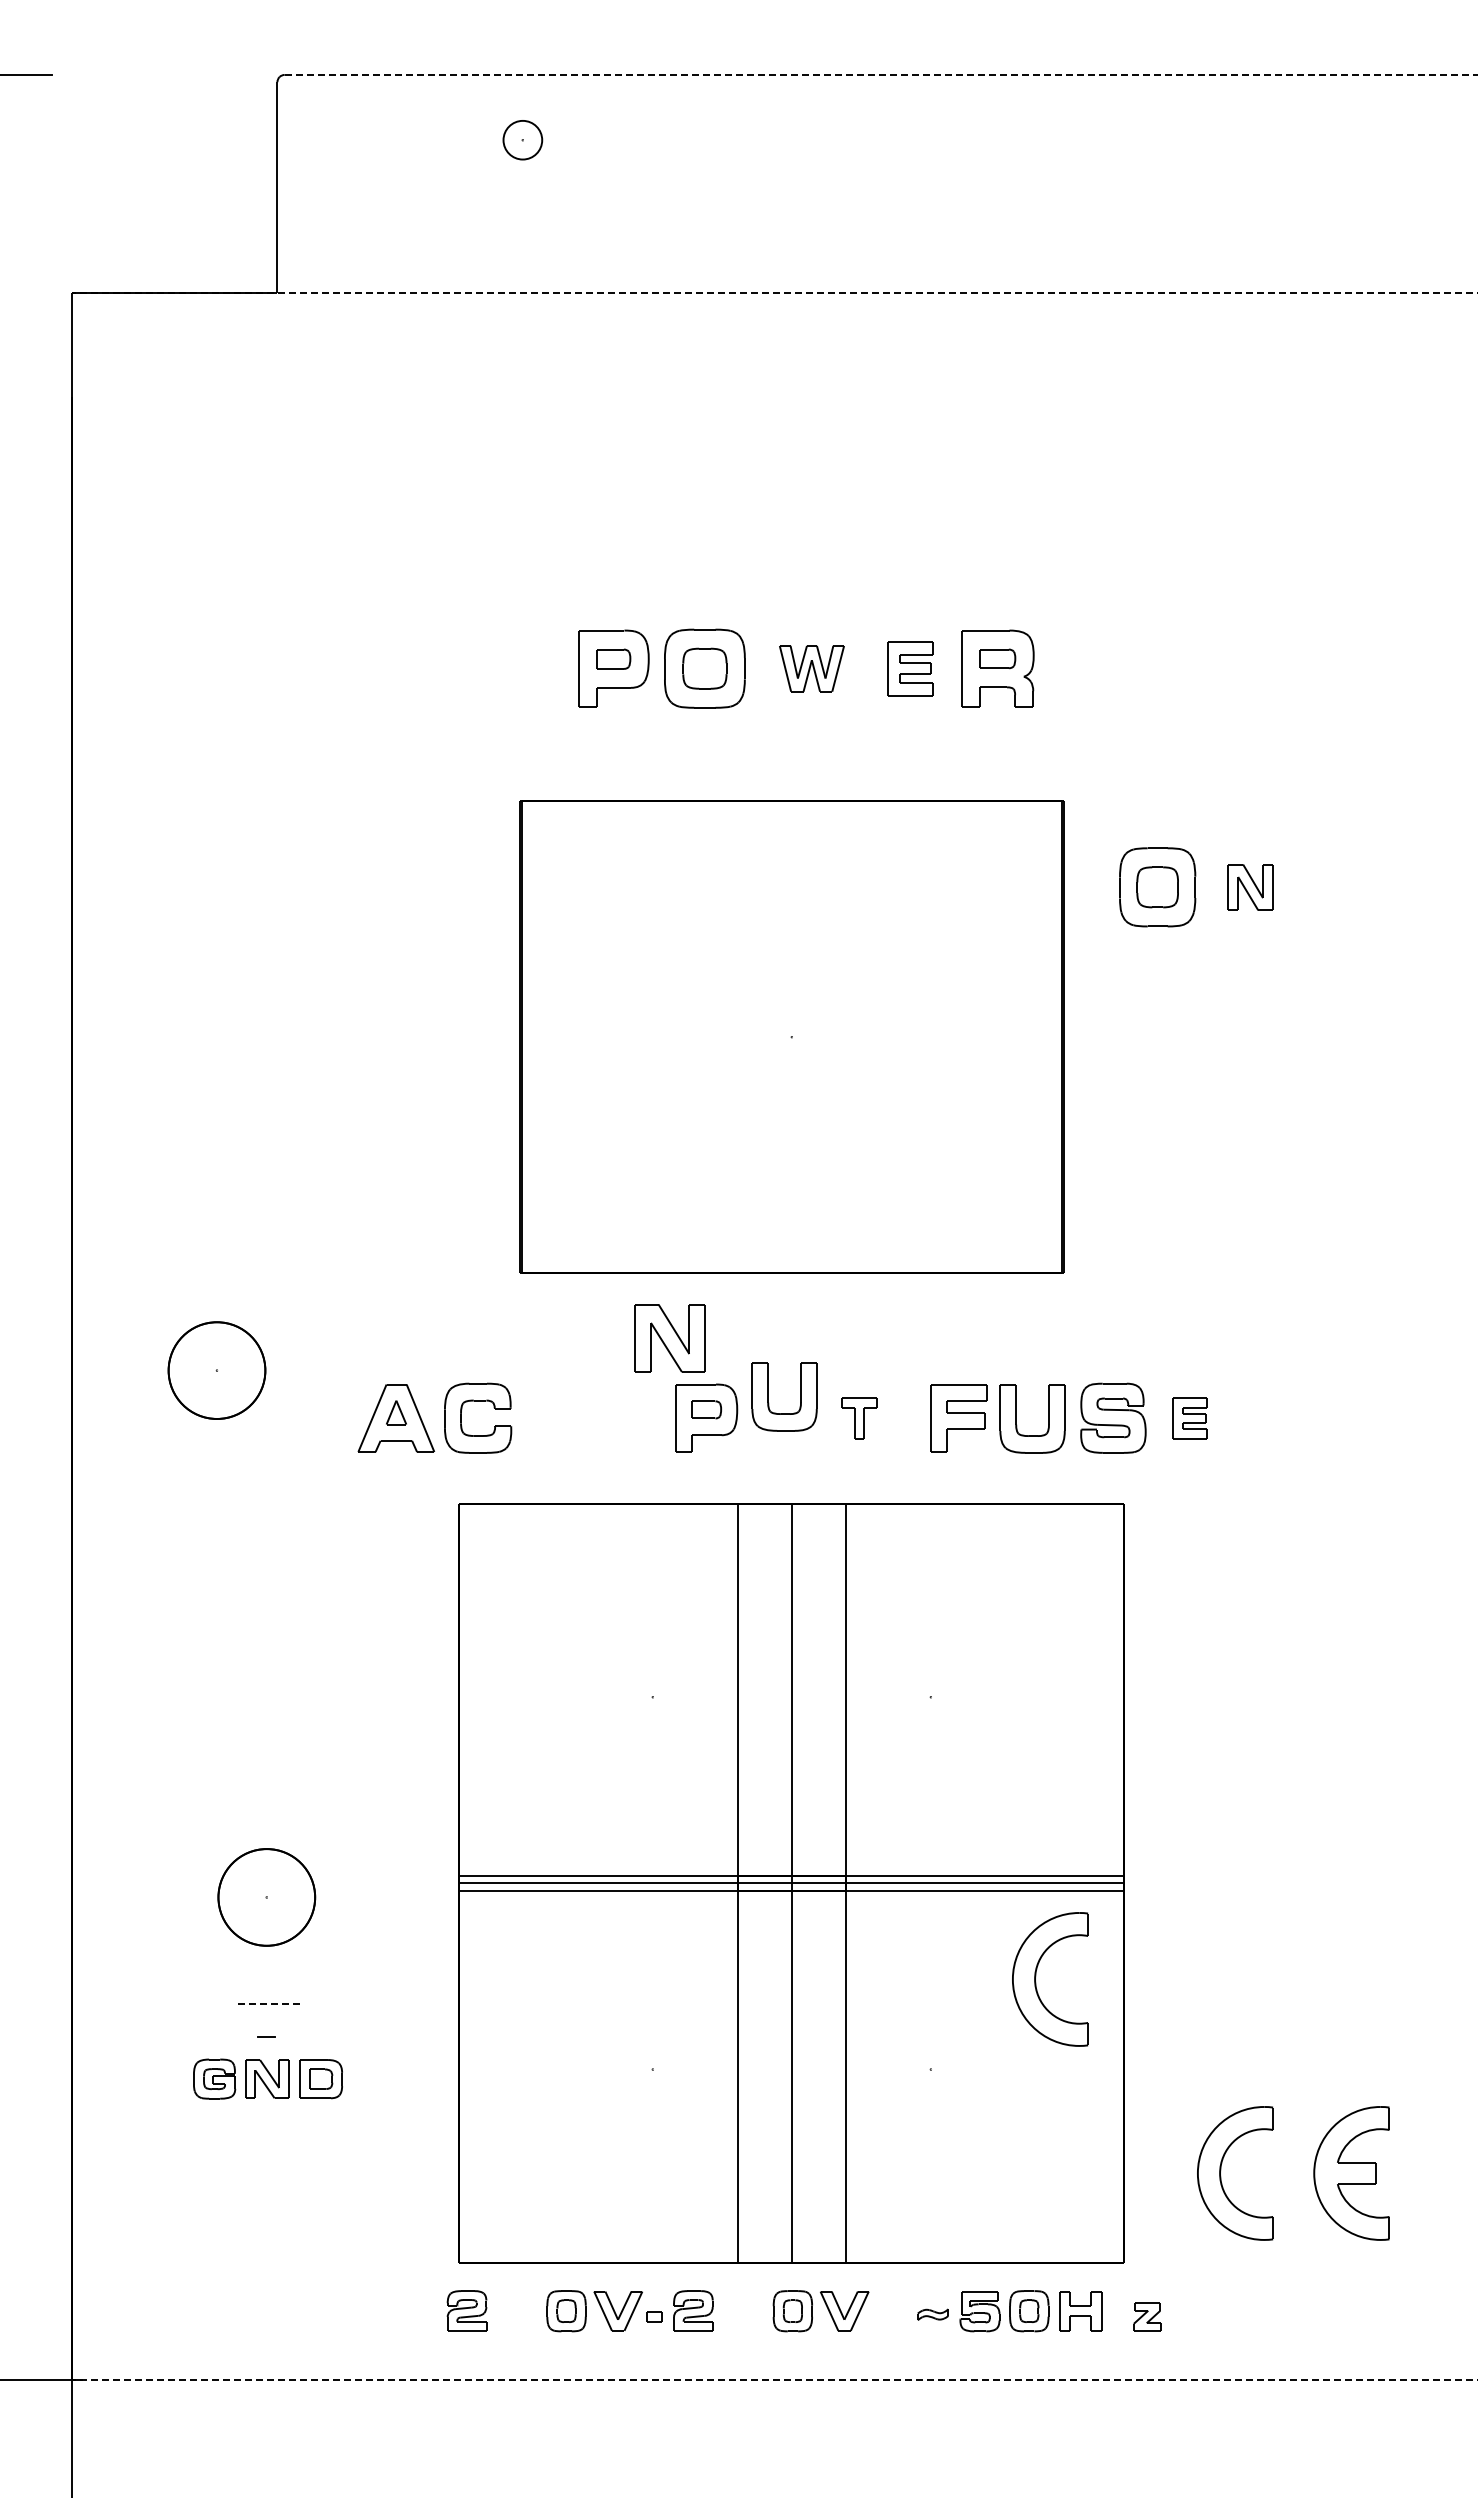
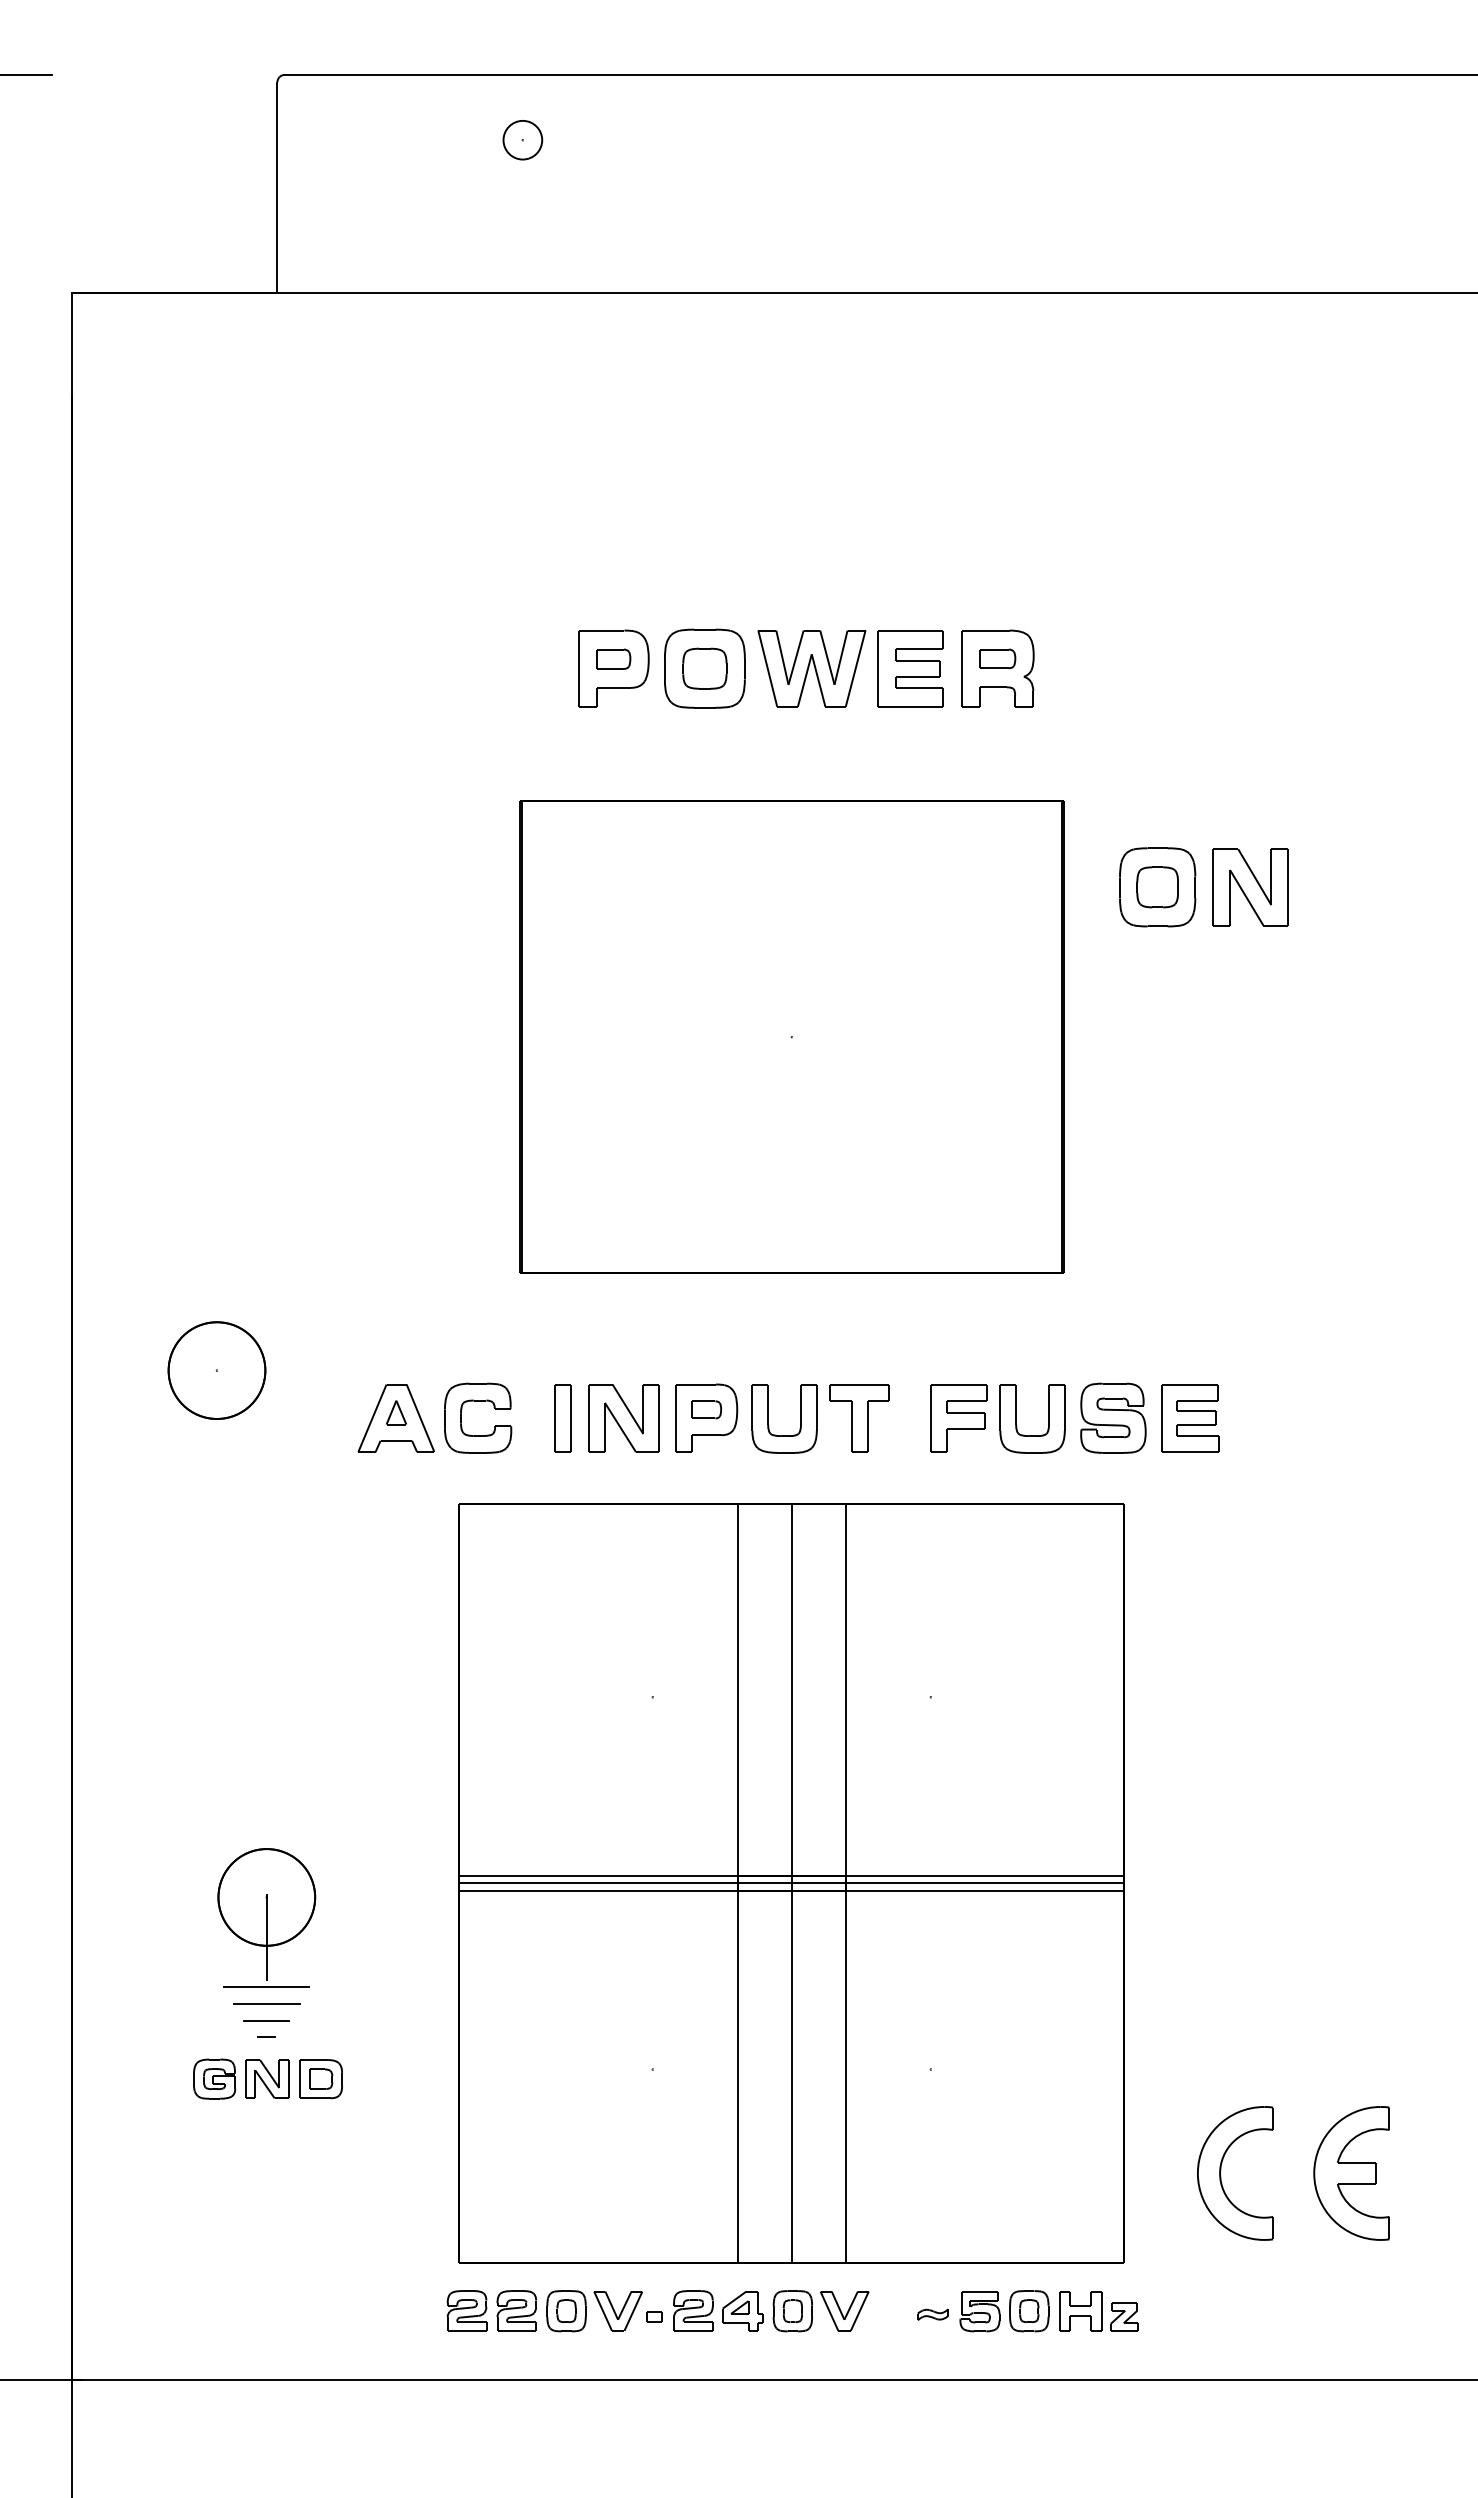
line: dashed -> solid (880, 74)
line: dashed -> solid (773, 292)
part size: 66x48 px -> 110x78 px (811, 668)
part size: 47x56 px -> 67x78 px (910, 668)
part size: 47x47 px -> 77x79 px (1250, 887)
part position: (669, 1338) -> (623, 1418) (623, 1418)
part position: (768, 1396) -> (768, 1418) (768, 1418)
part: none -> present (562, 1418)
part size: 37x43 px -> 61x69 px (859, 1418)
part size: 36x43 px -> 59x69 px (1190, 1418)
line: none -> present (266, 1937)
part: present -> none (1036, 1976)
line: none -> present (266, 1987)
line: dashed -> solid (266, 2004)
line: none -> present (266, 2020)
part: none -> present (516, 2310)
part: none -> present (742, 2311)
part position: (1147, 2316) -> (1124, 2316) (1124, 2316)
line: dashed -> solid (773, 2380)
